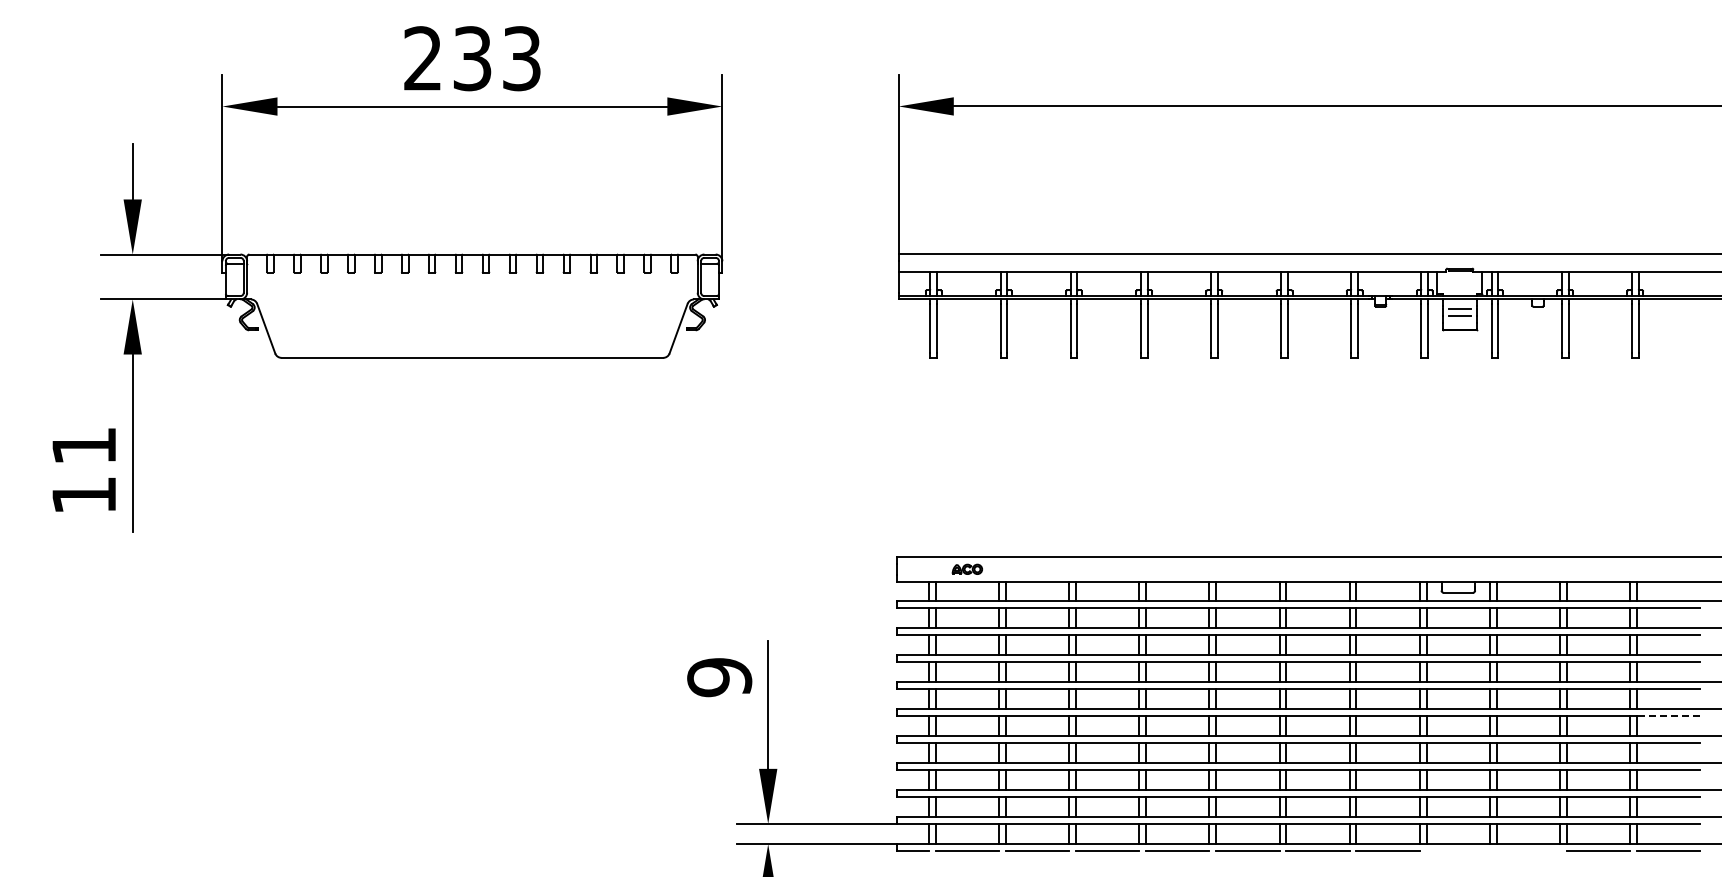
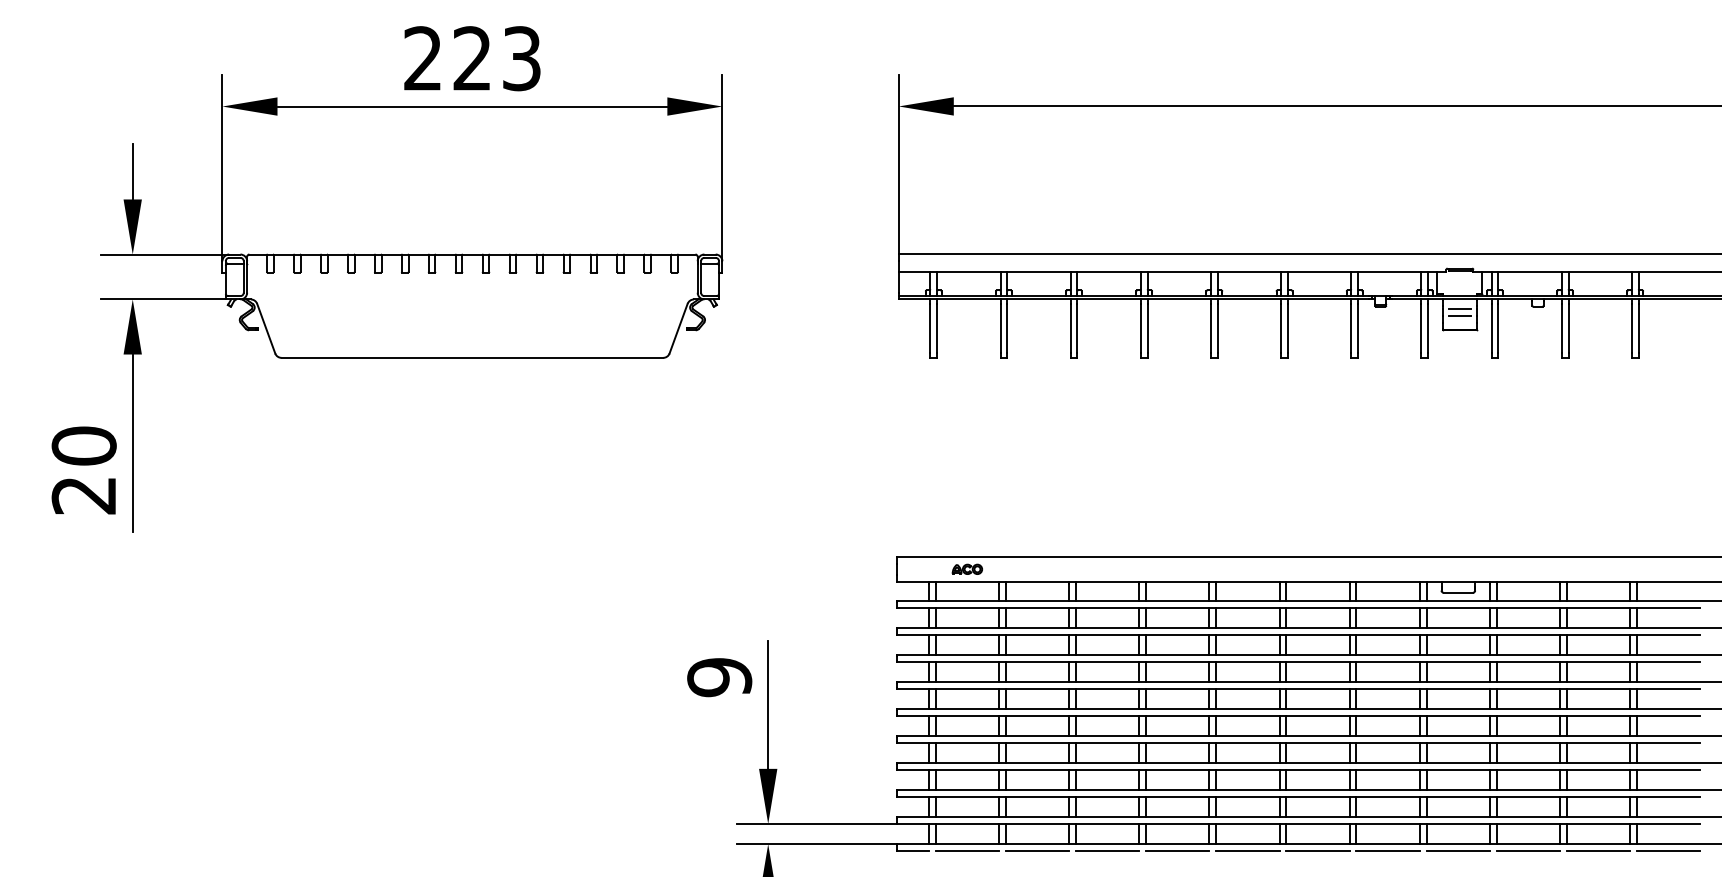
text: 233 -> 223 (472, 58)
text: 11 -> 20 (83, 470)
line: dashed -> solid (1668, 716)
line: none -> present (1458, 850)
line: none -> present (1528, 850)
